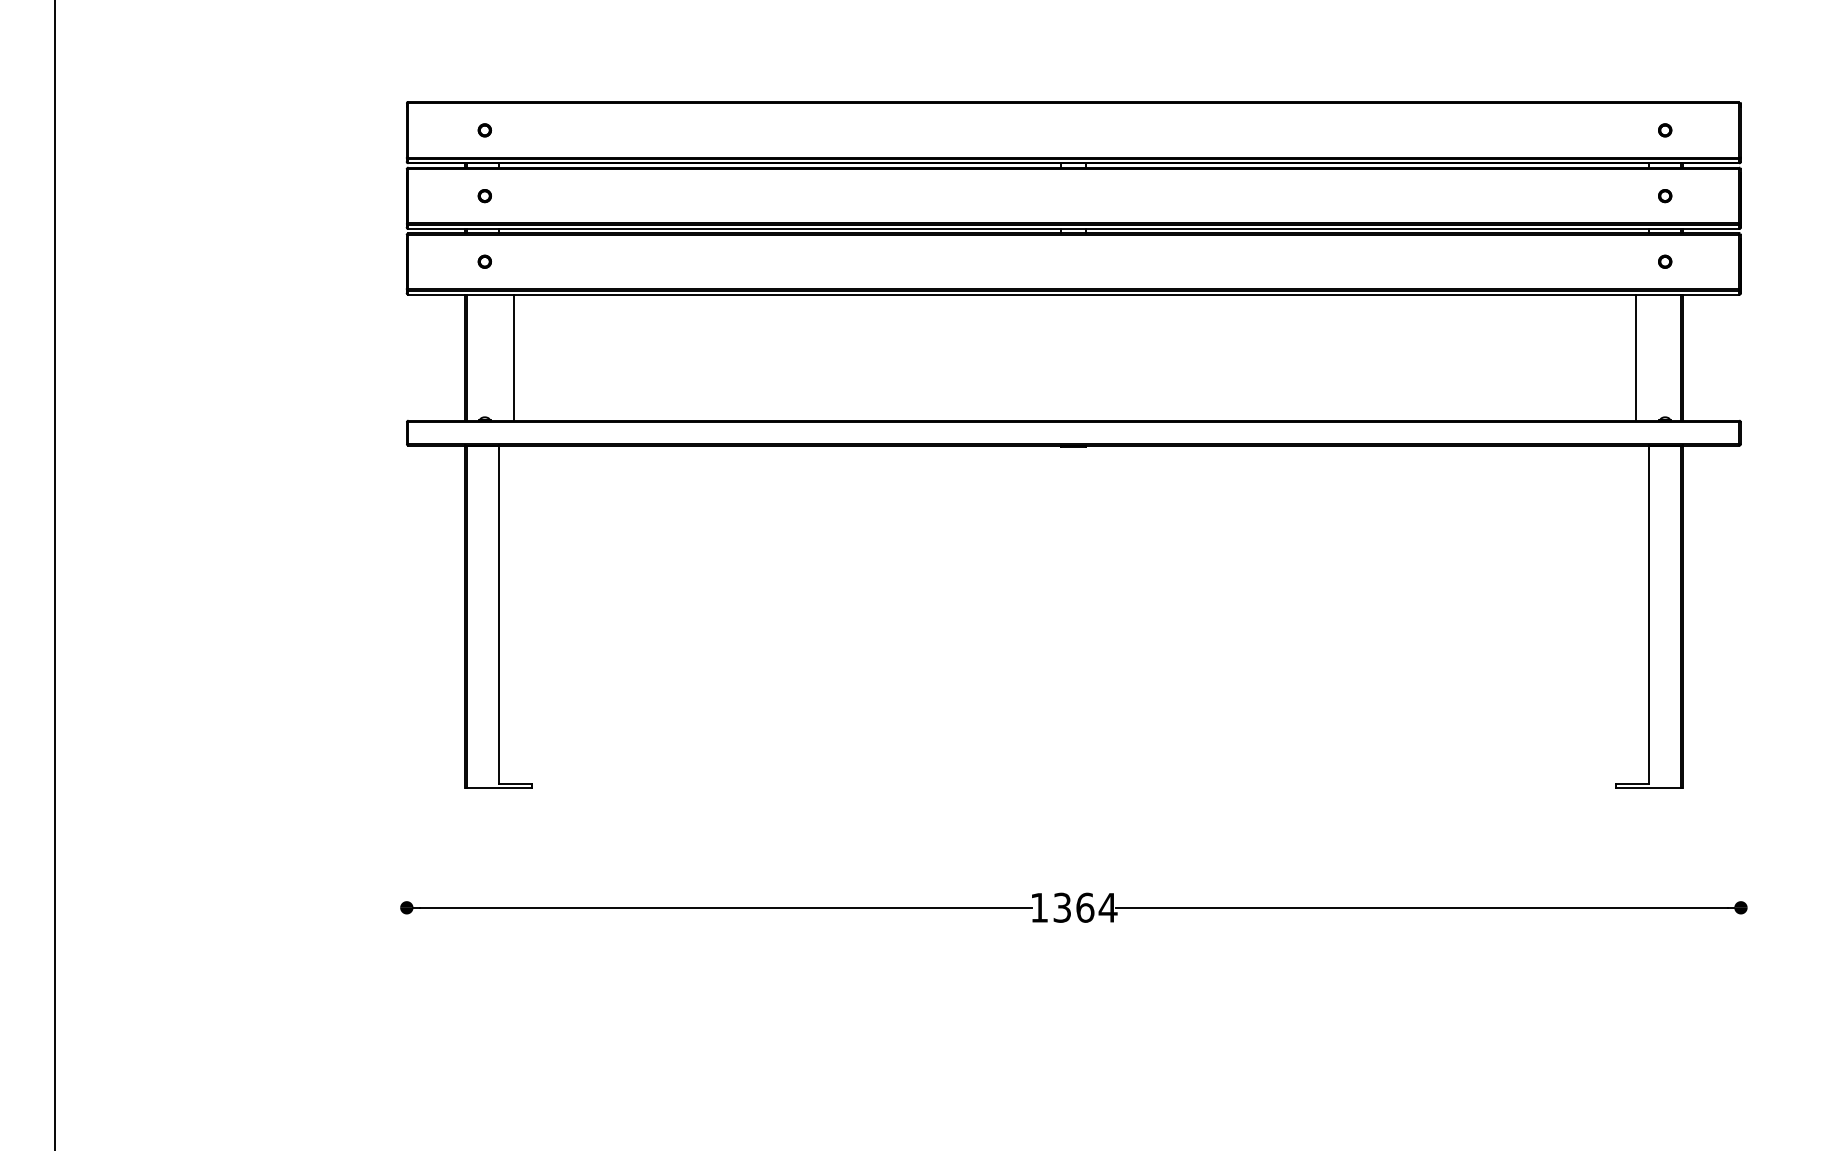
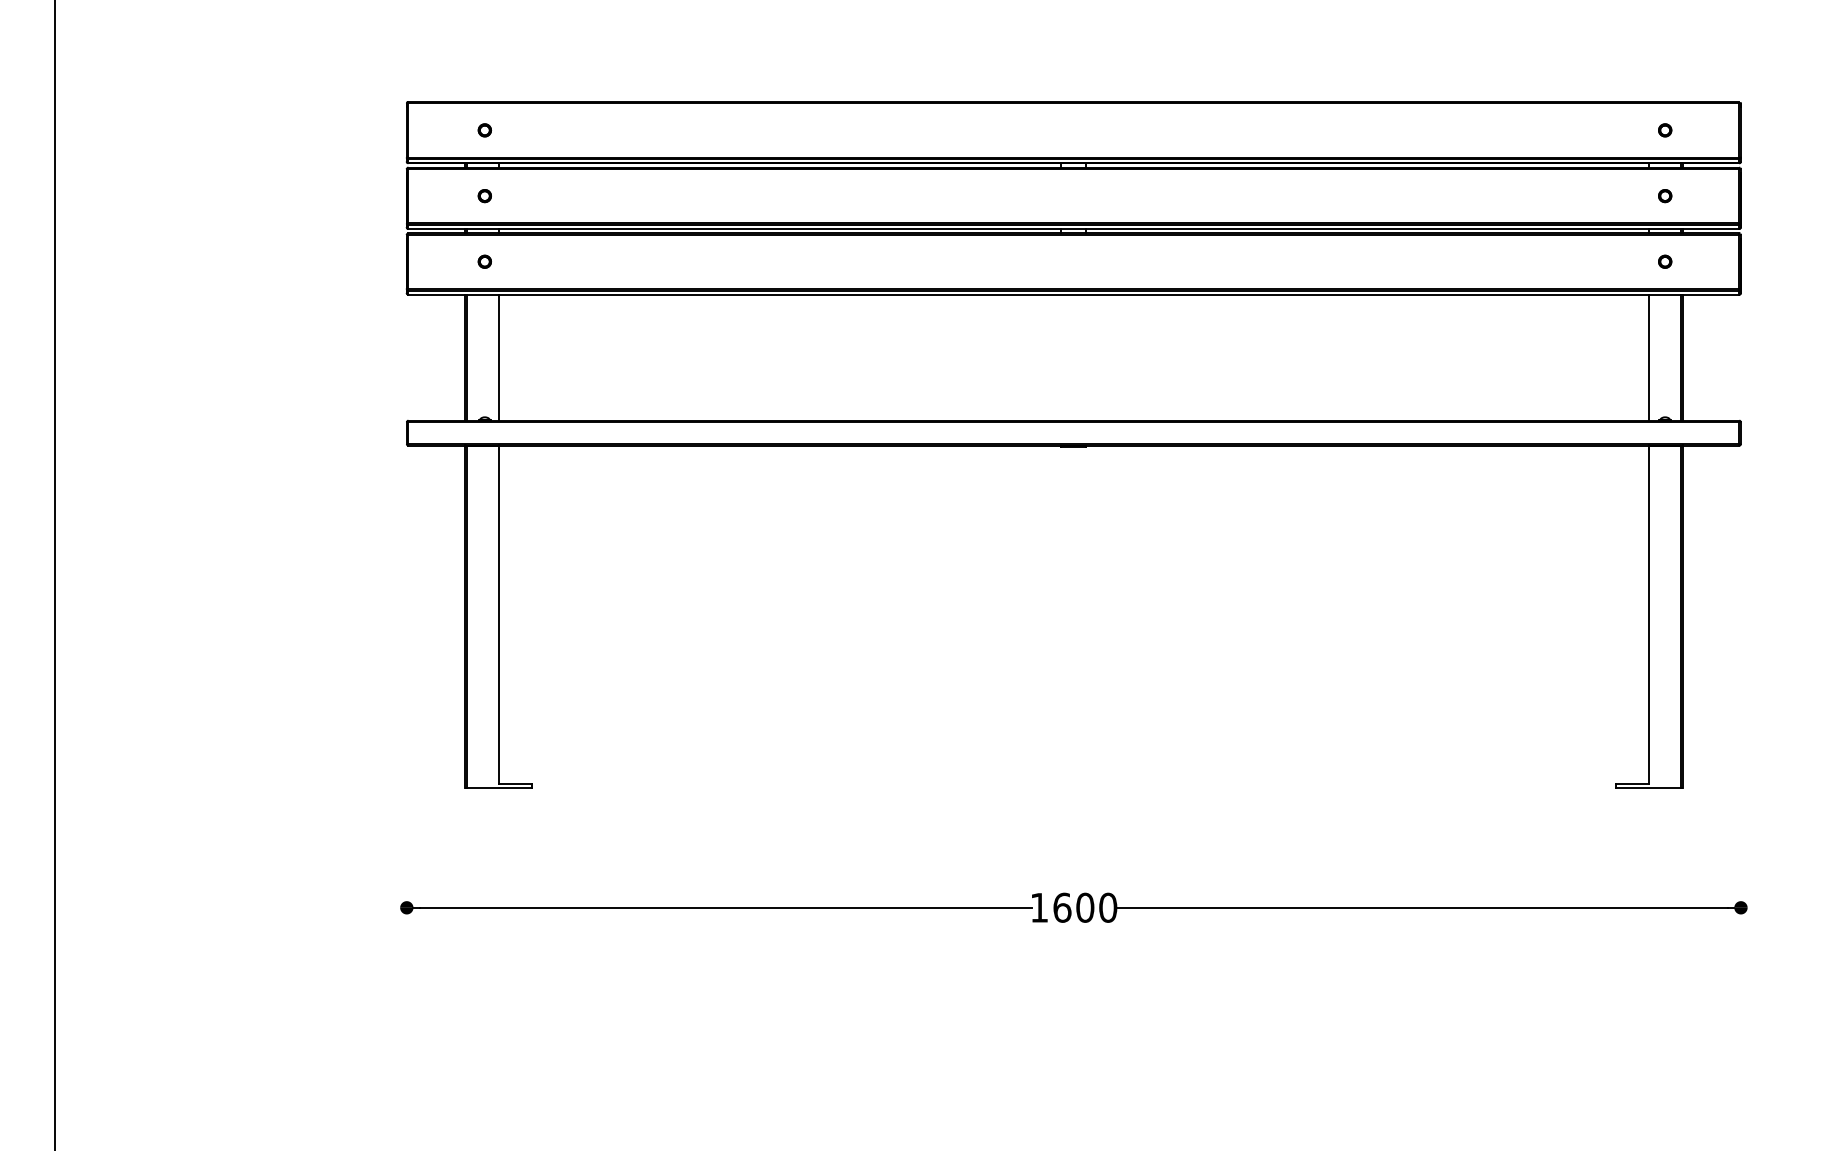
line position: (513, 357) -> (498, 357) (498, 357)
line position: (1636, 357) -> (1649, 357) (1649, 357)
text: 1364 -> 1600 (1085, 907)
